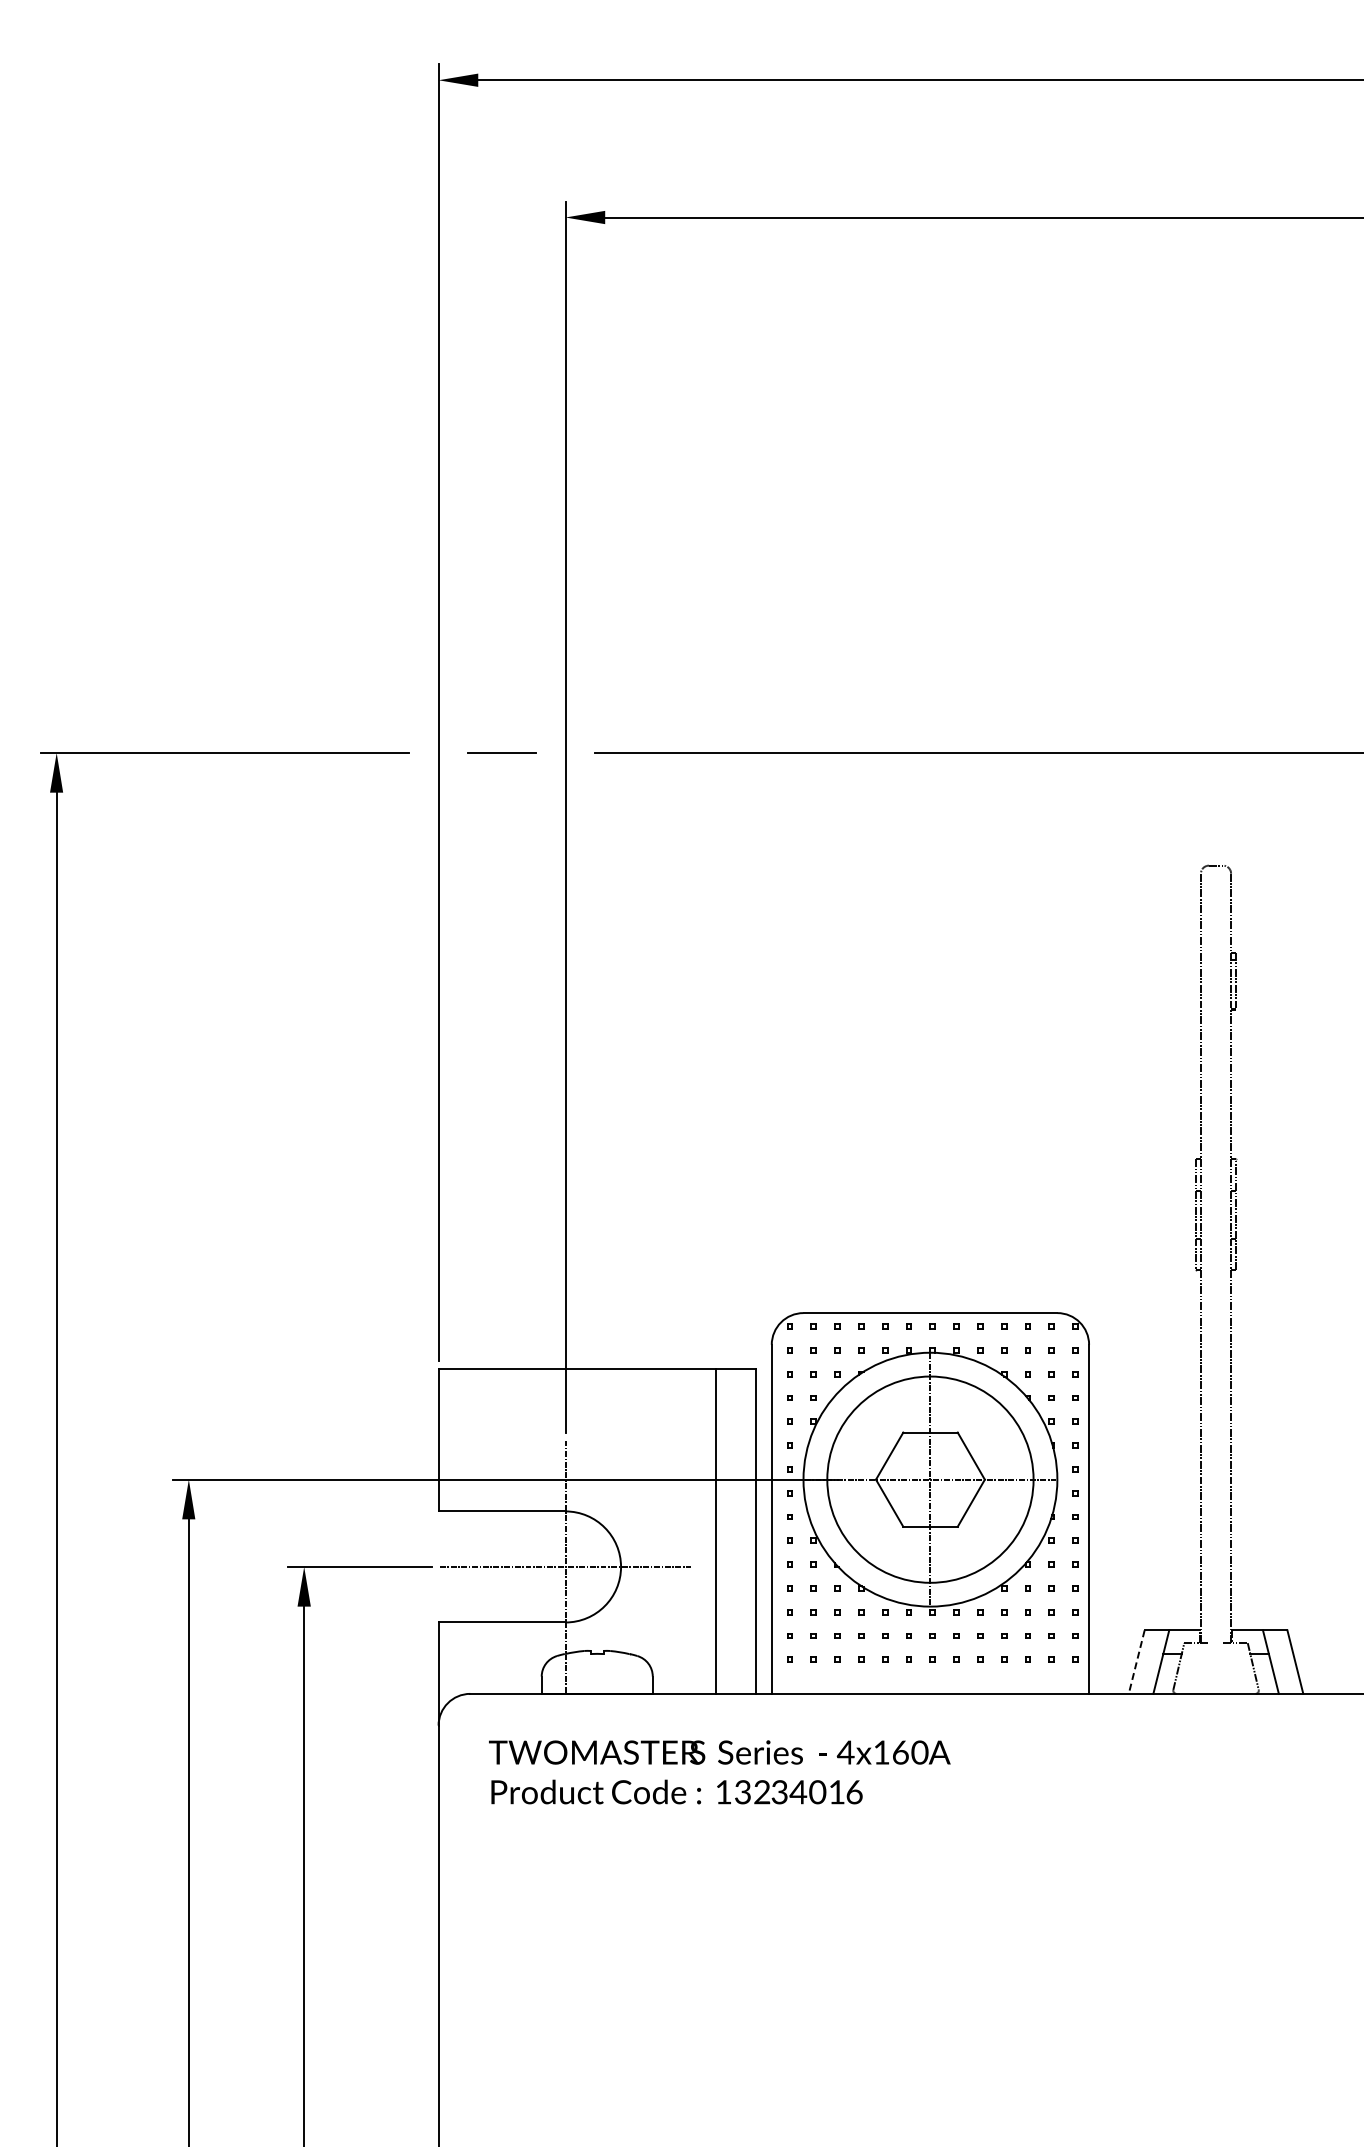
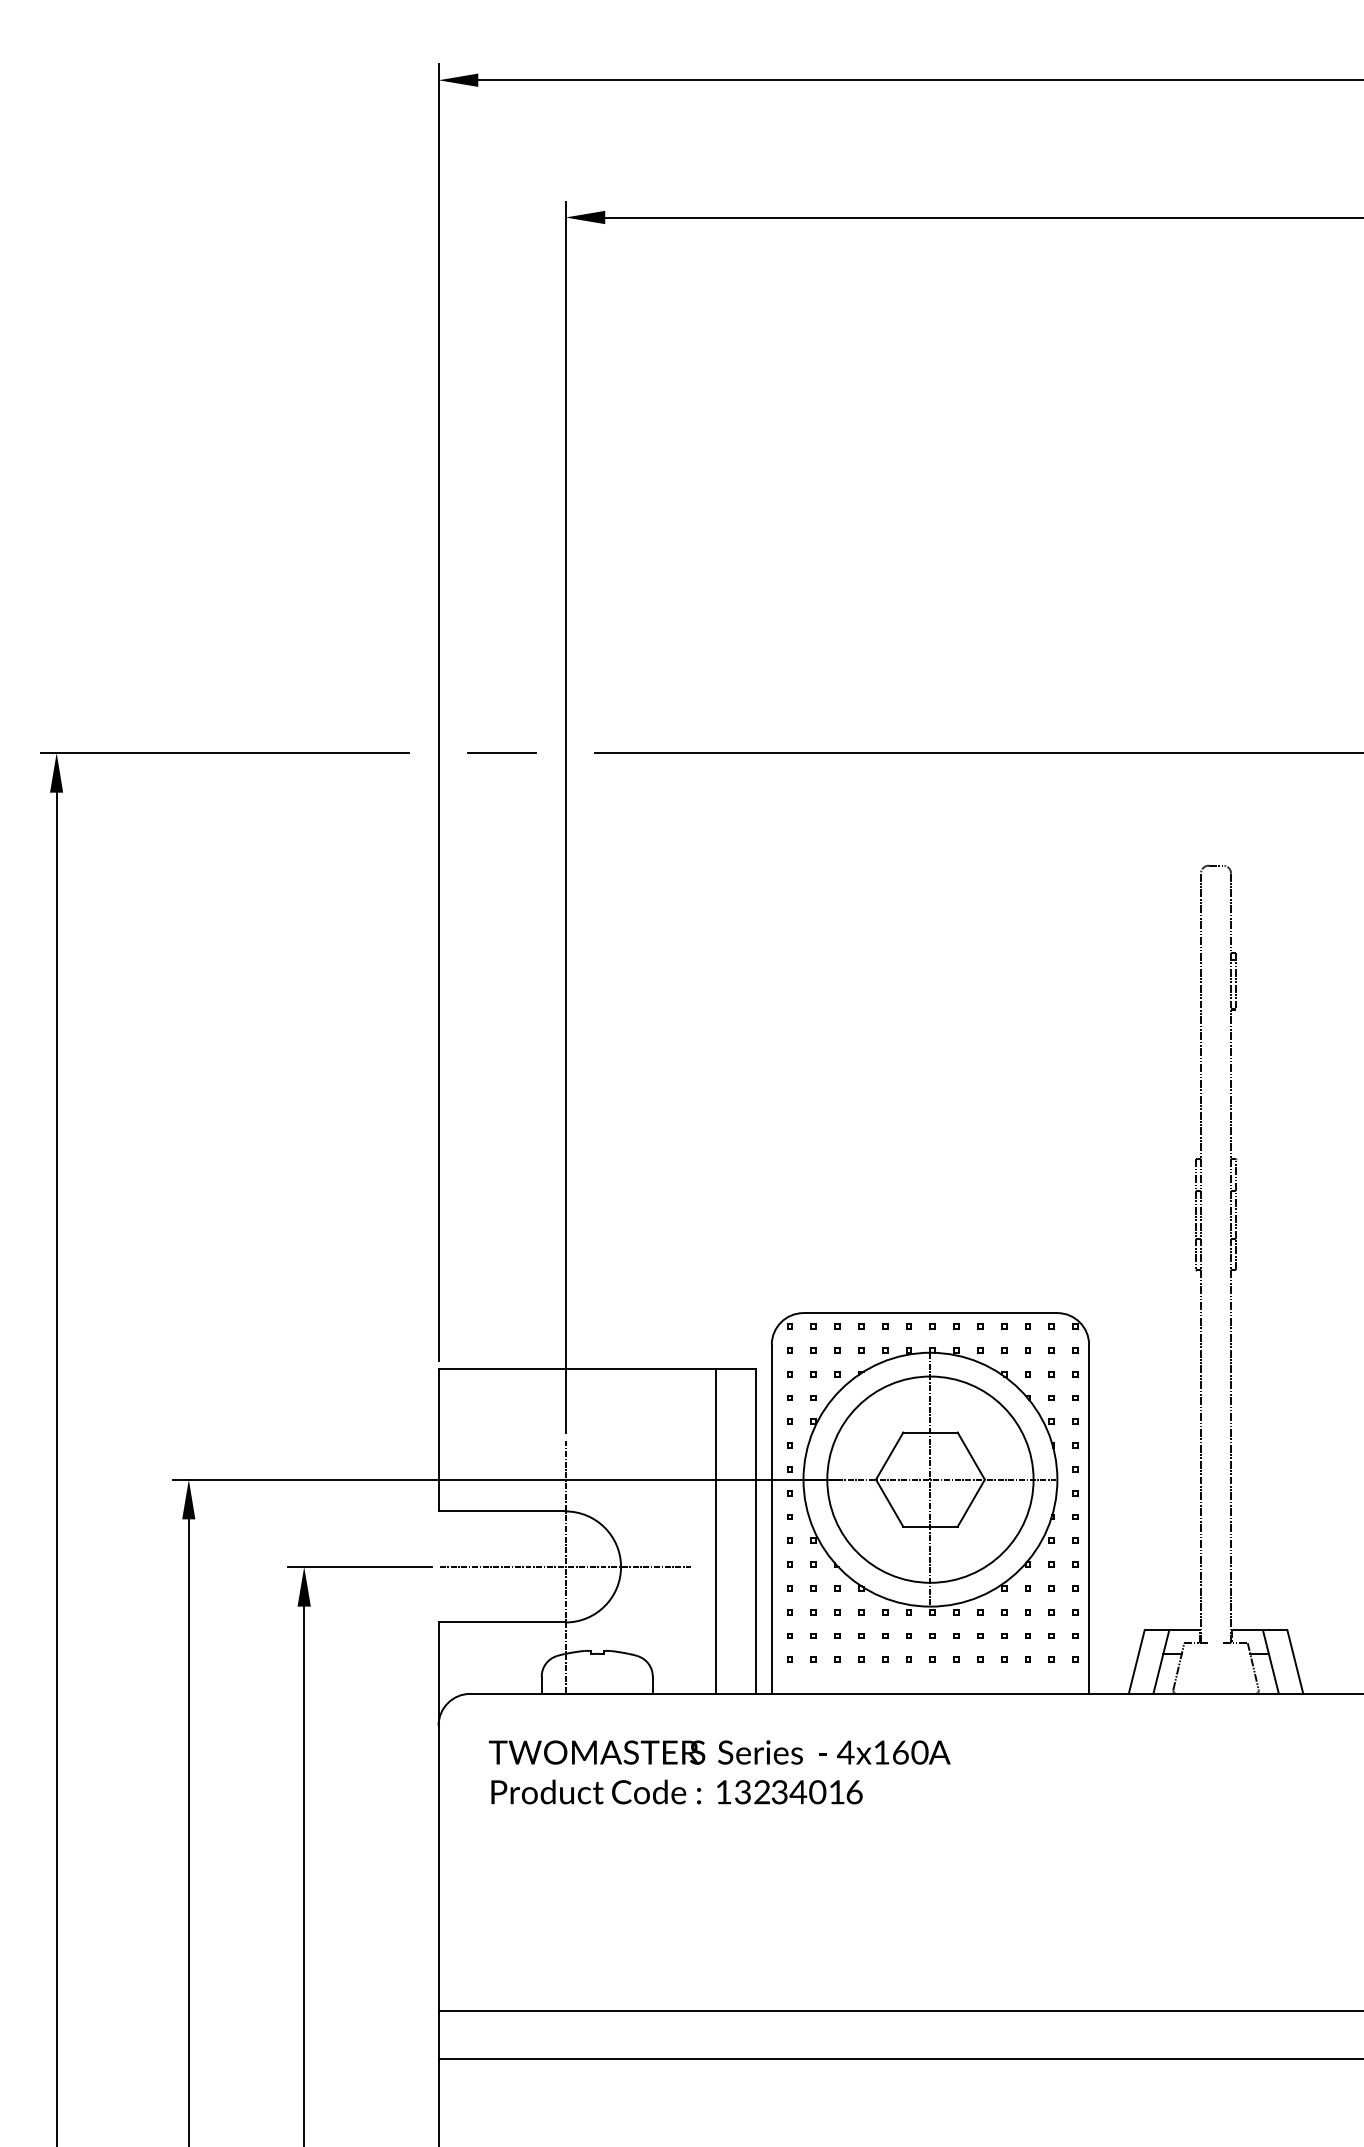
line: dashed -> solid (1136, 1662)
line: none -> present (899, 2011)
line: none -> present (899, 2058)
